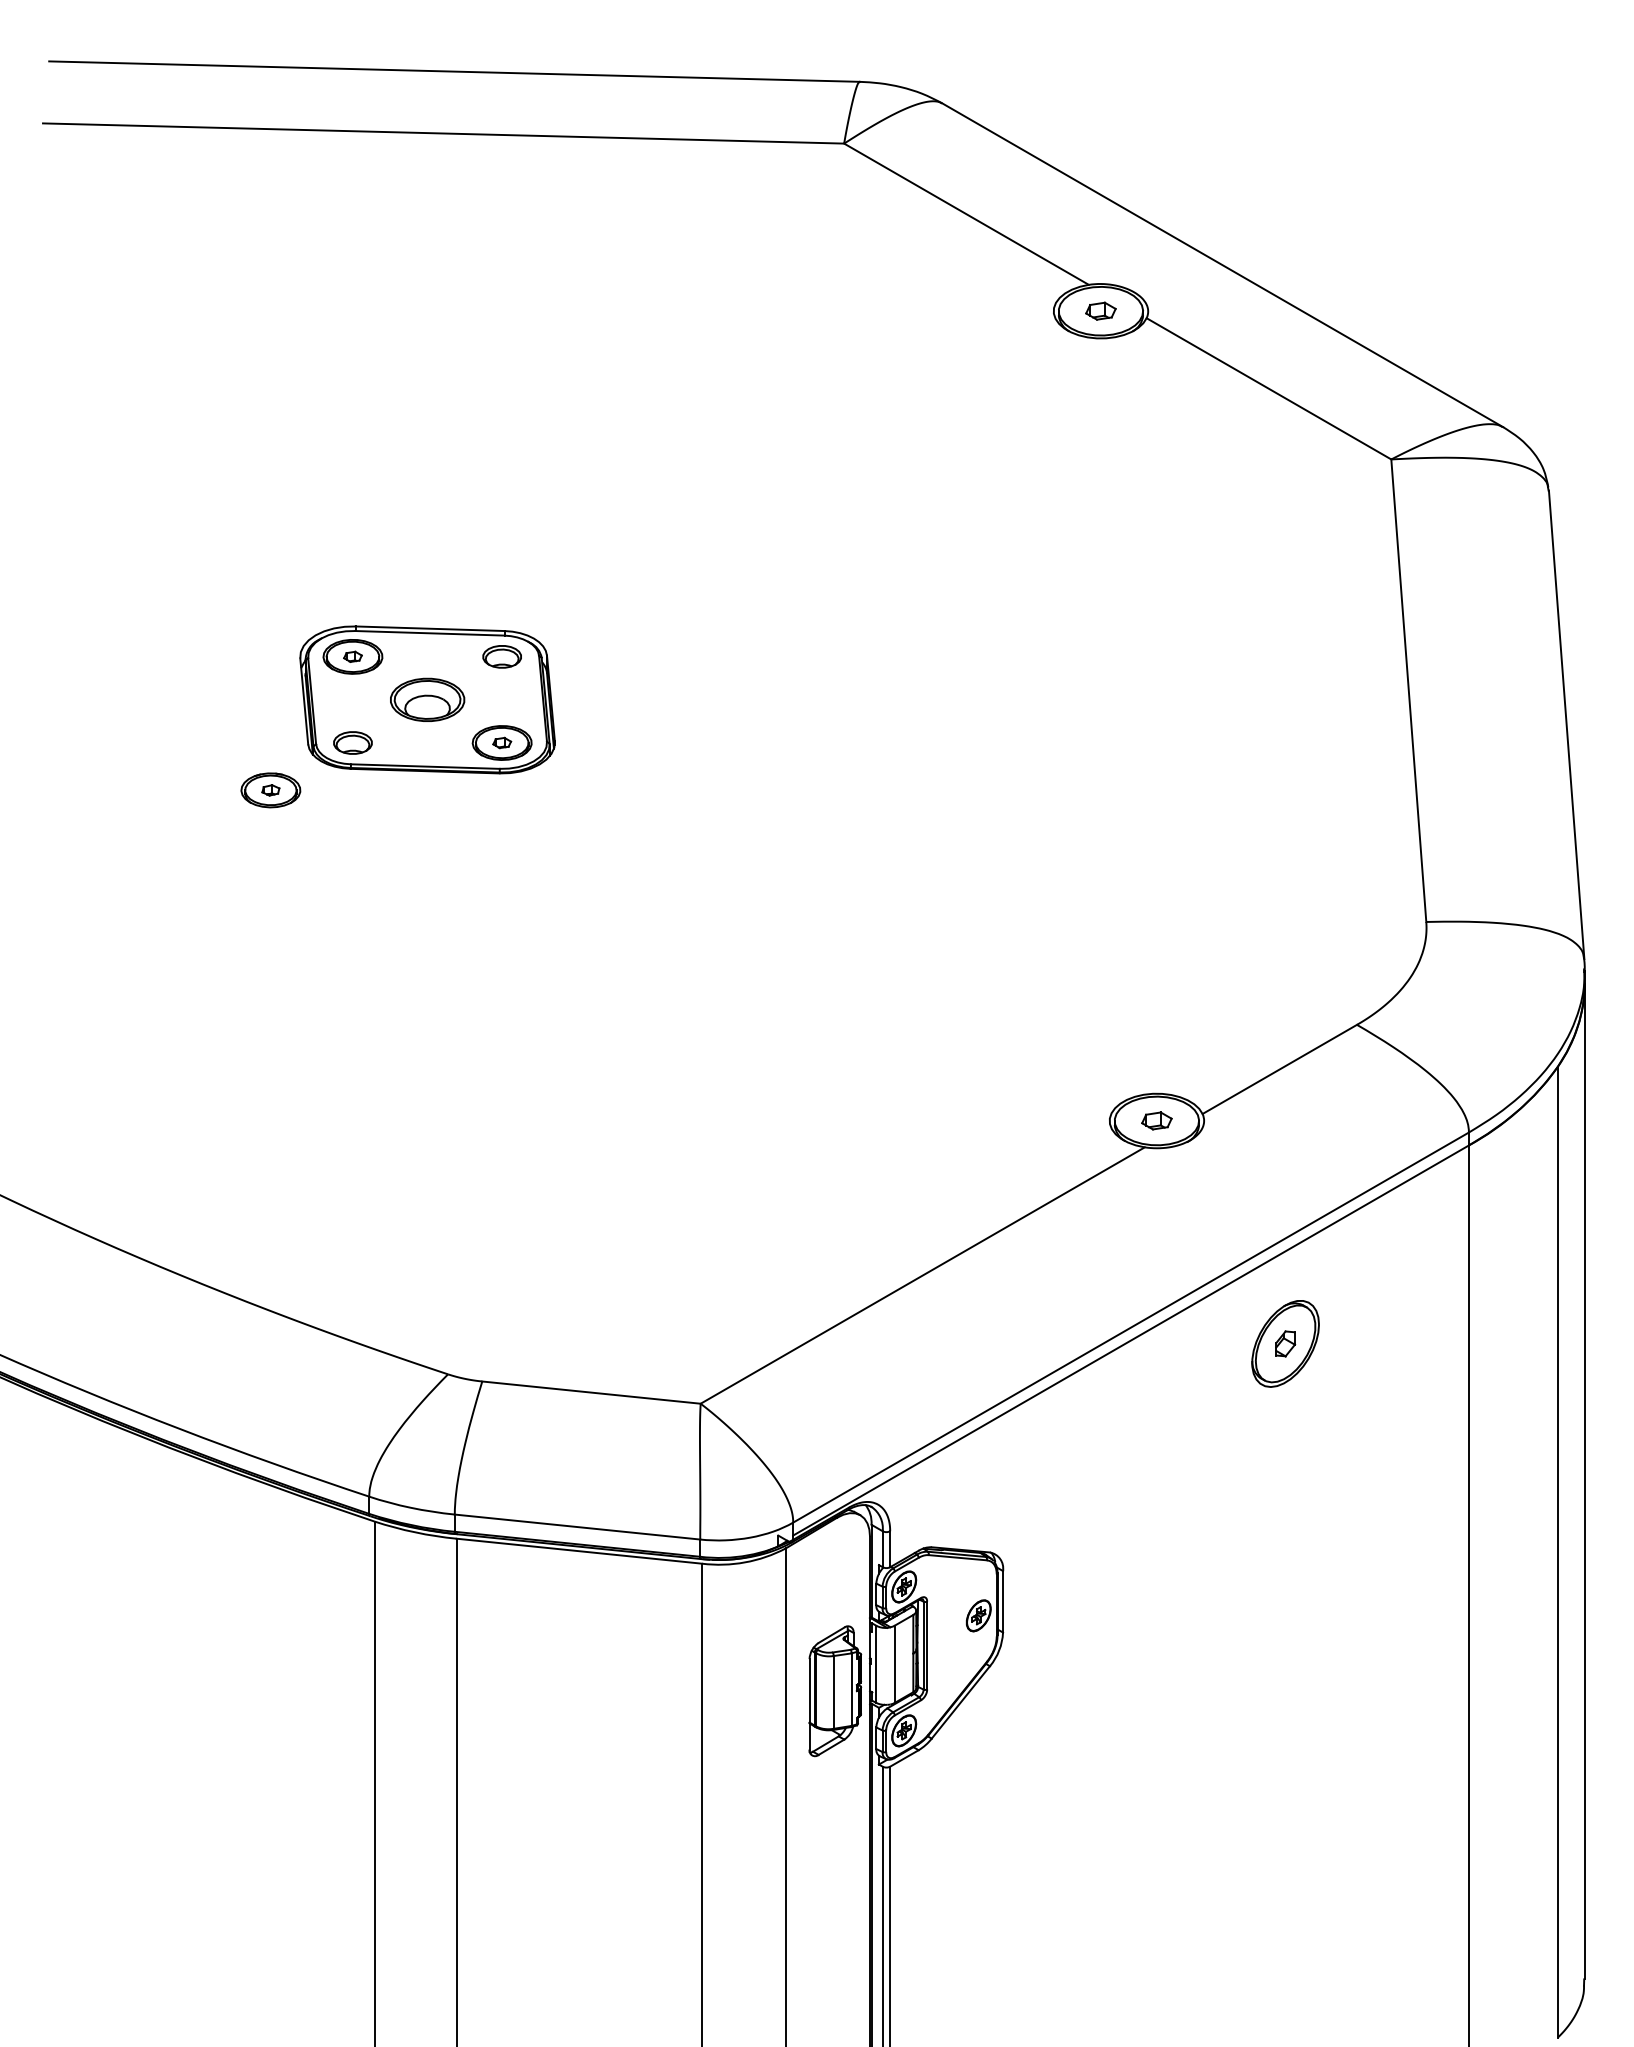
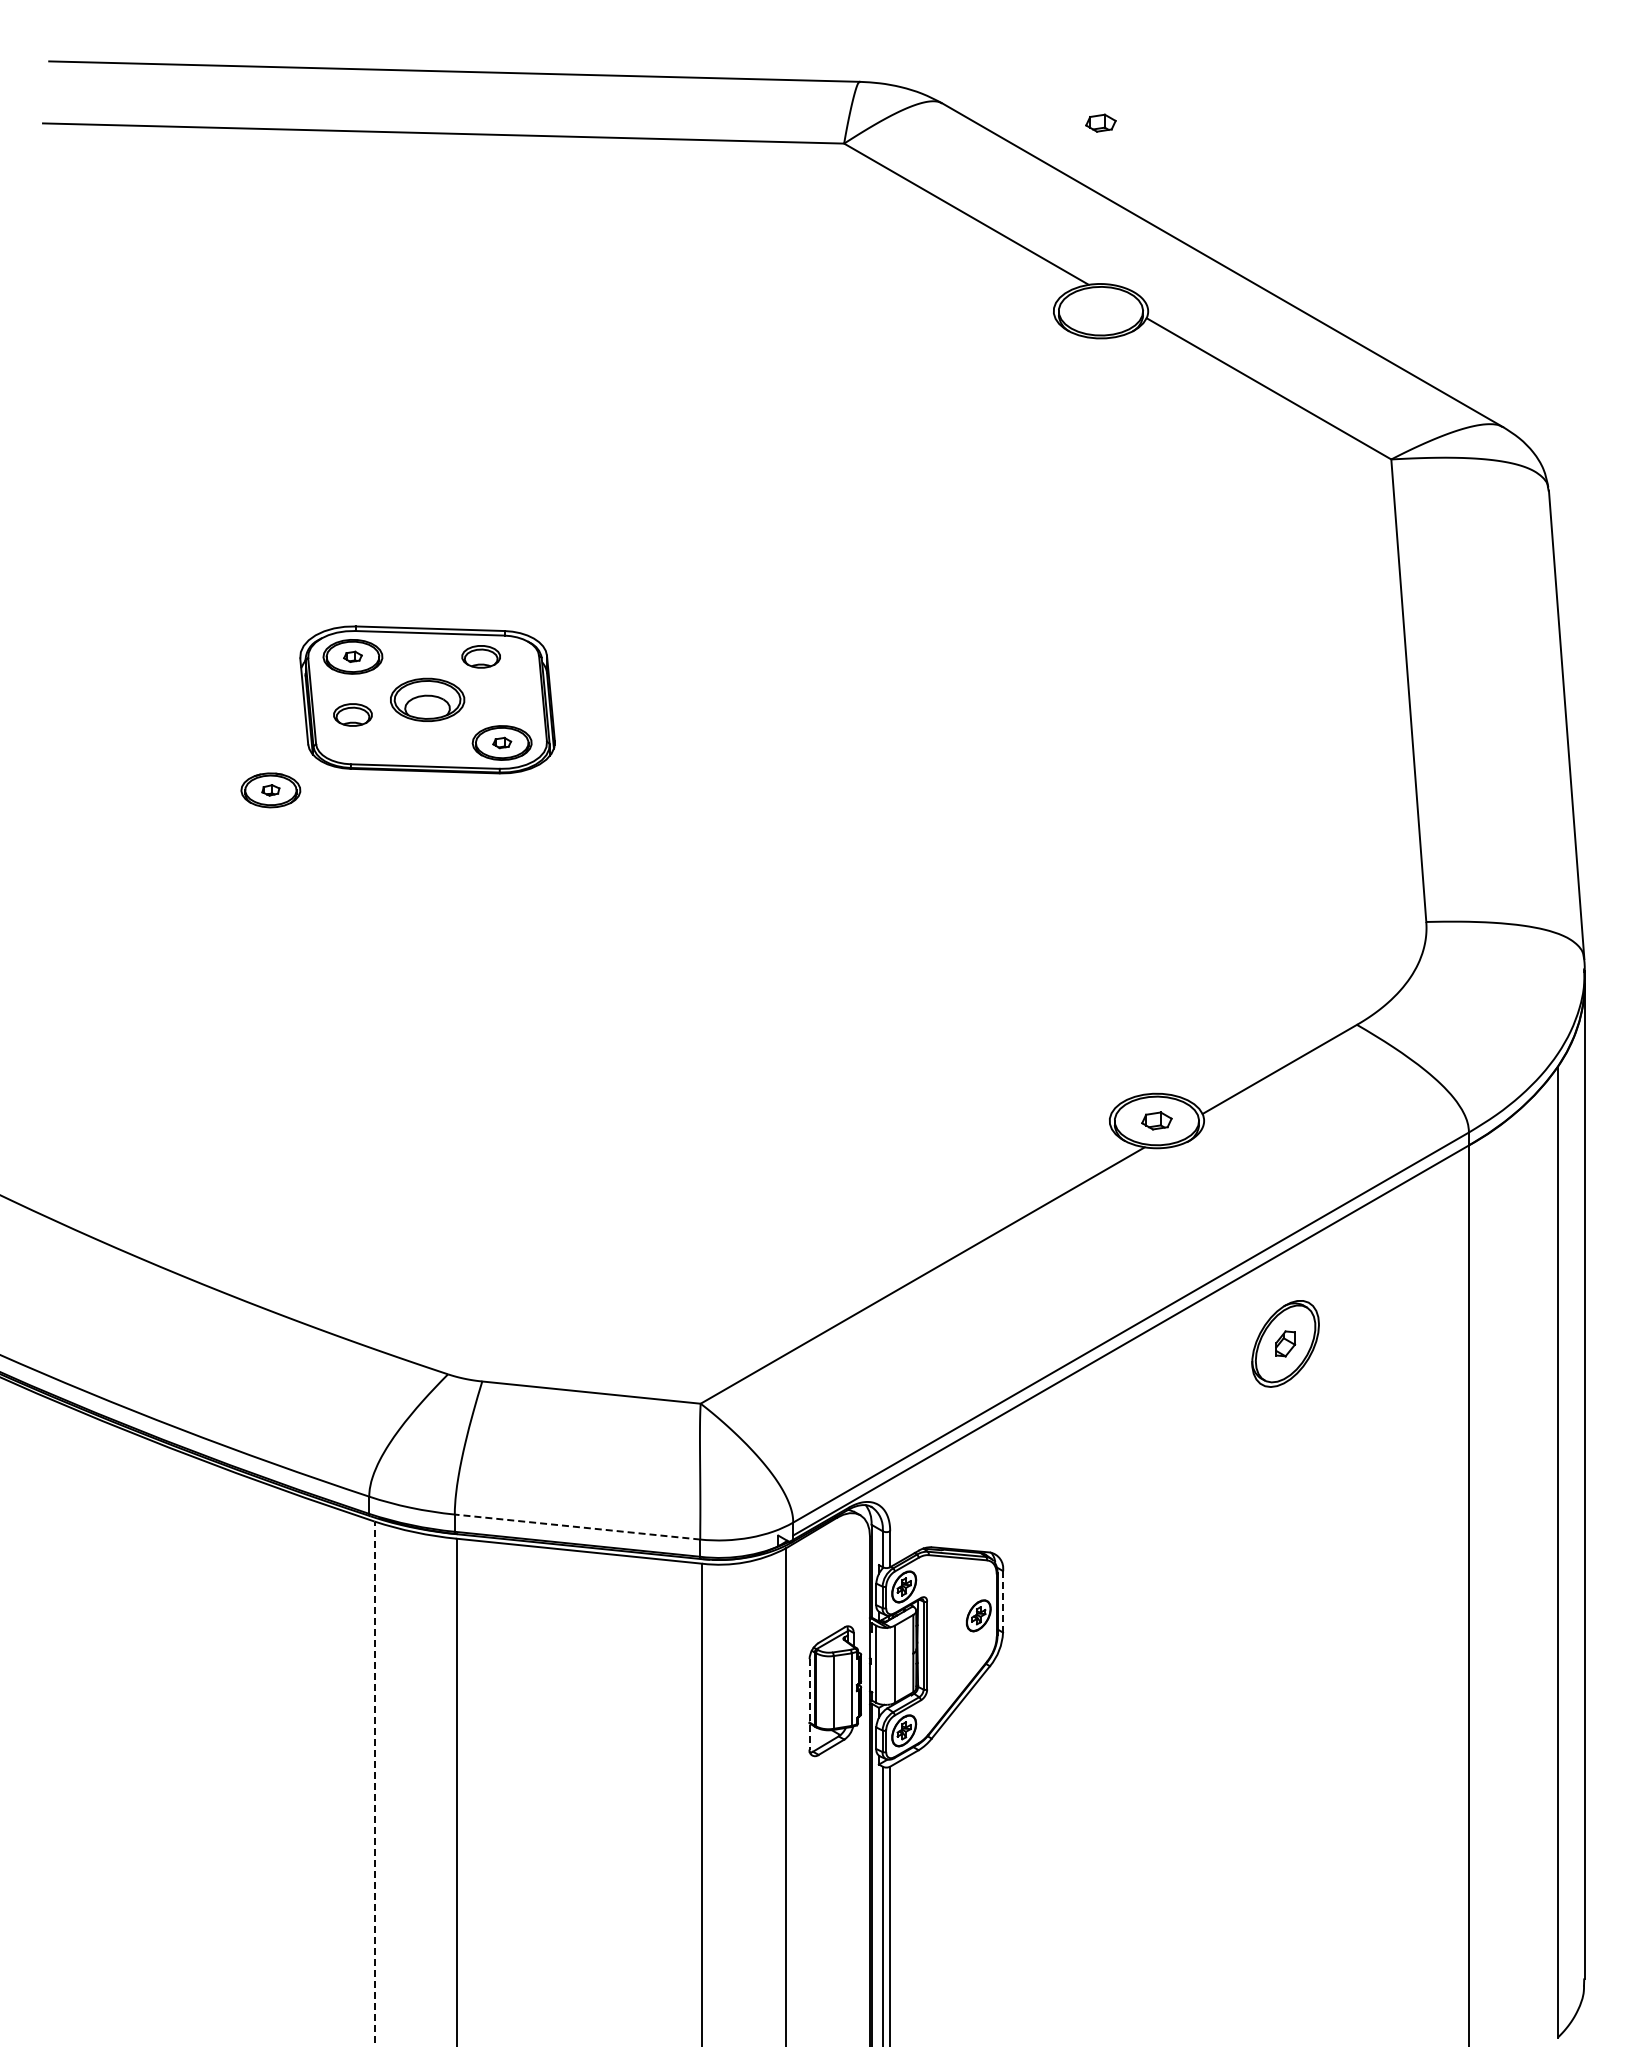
part position: (1100, 310) -> (1100, 122) (1100, 122)
part position: (501, 656) -> (480, 656) (480, 656)
part position: (352, 742) -> (352, 714) (352, 714)
line: solid -> dashed (577, 1527)
line: solid -> dashed (1003, 1601)
line: solid -> dashed (809, 1704)
line: solid -> dashed (374, 1783)
